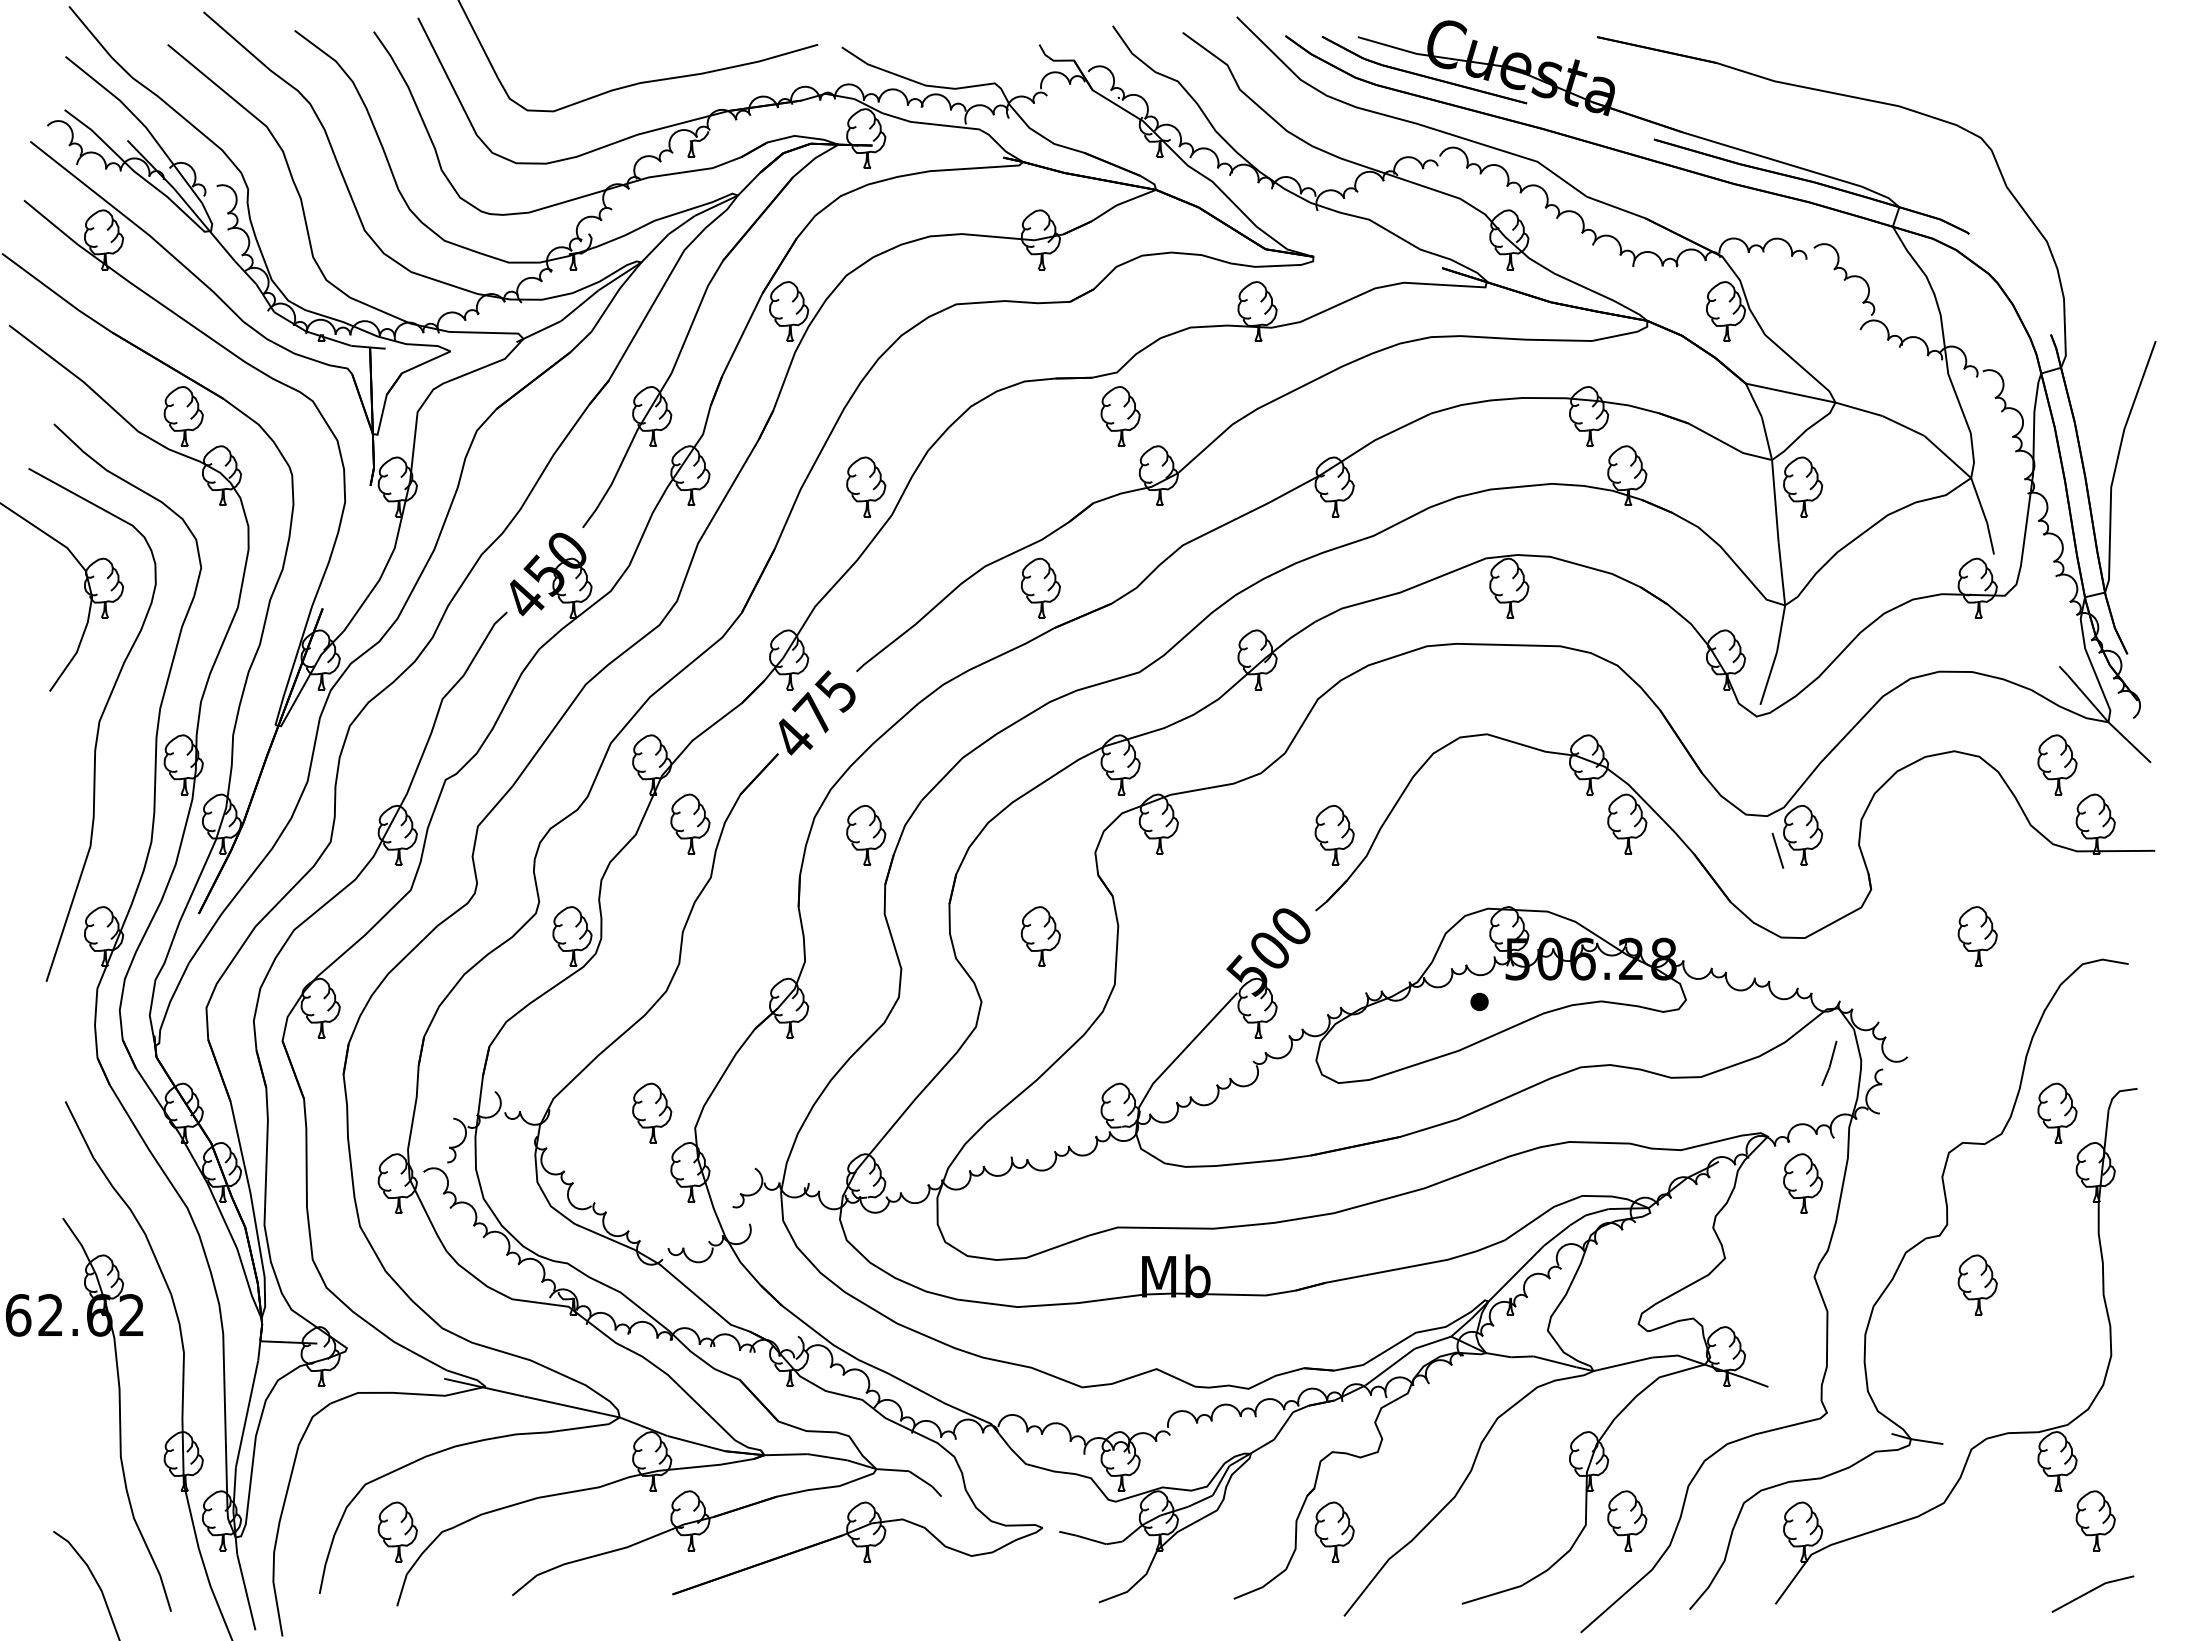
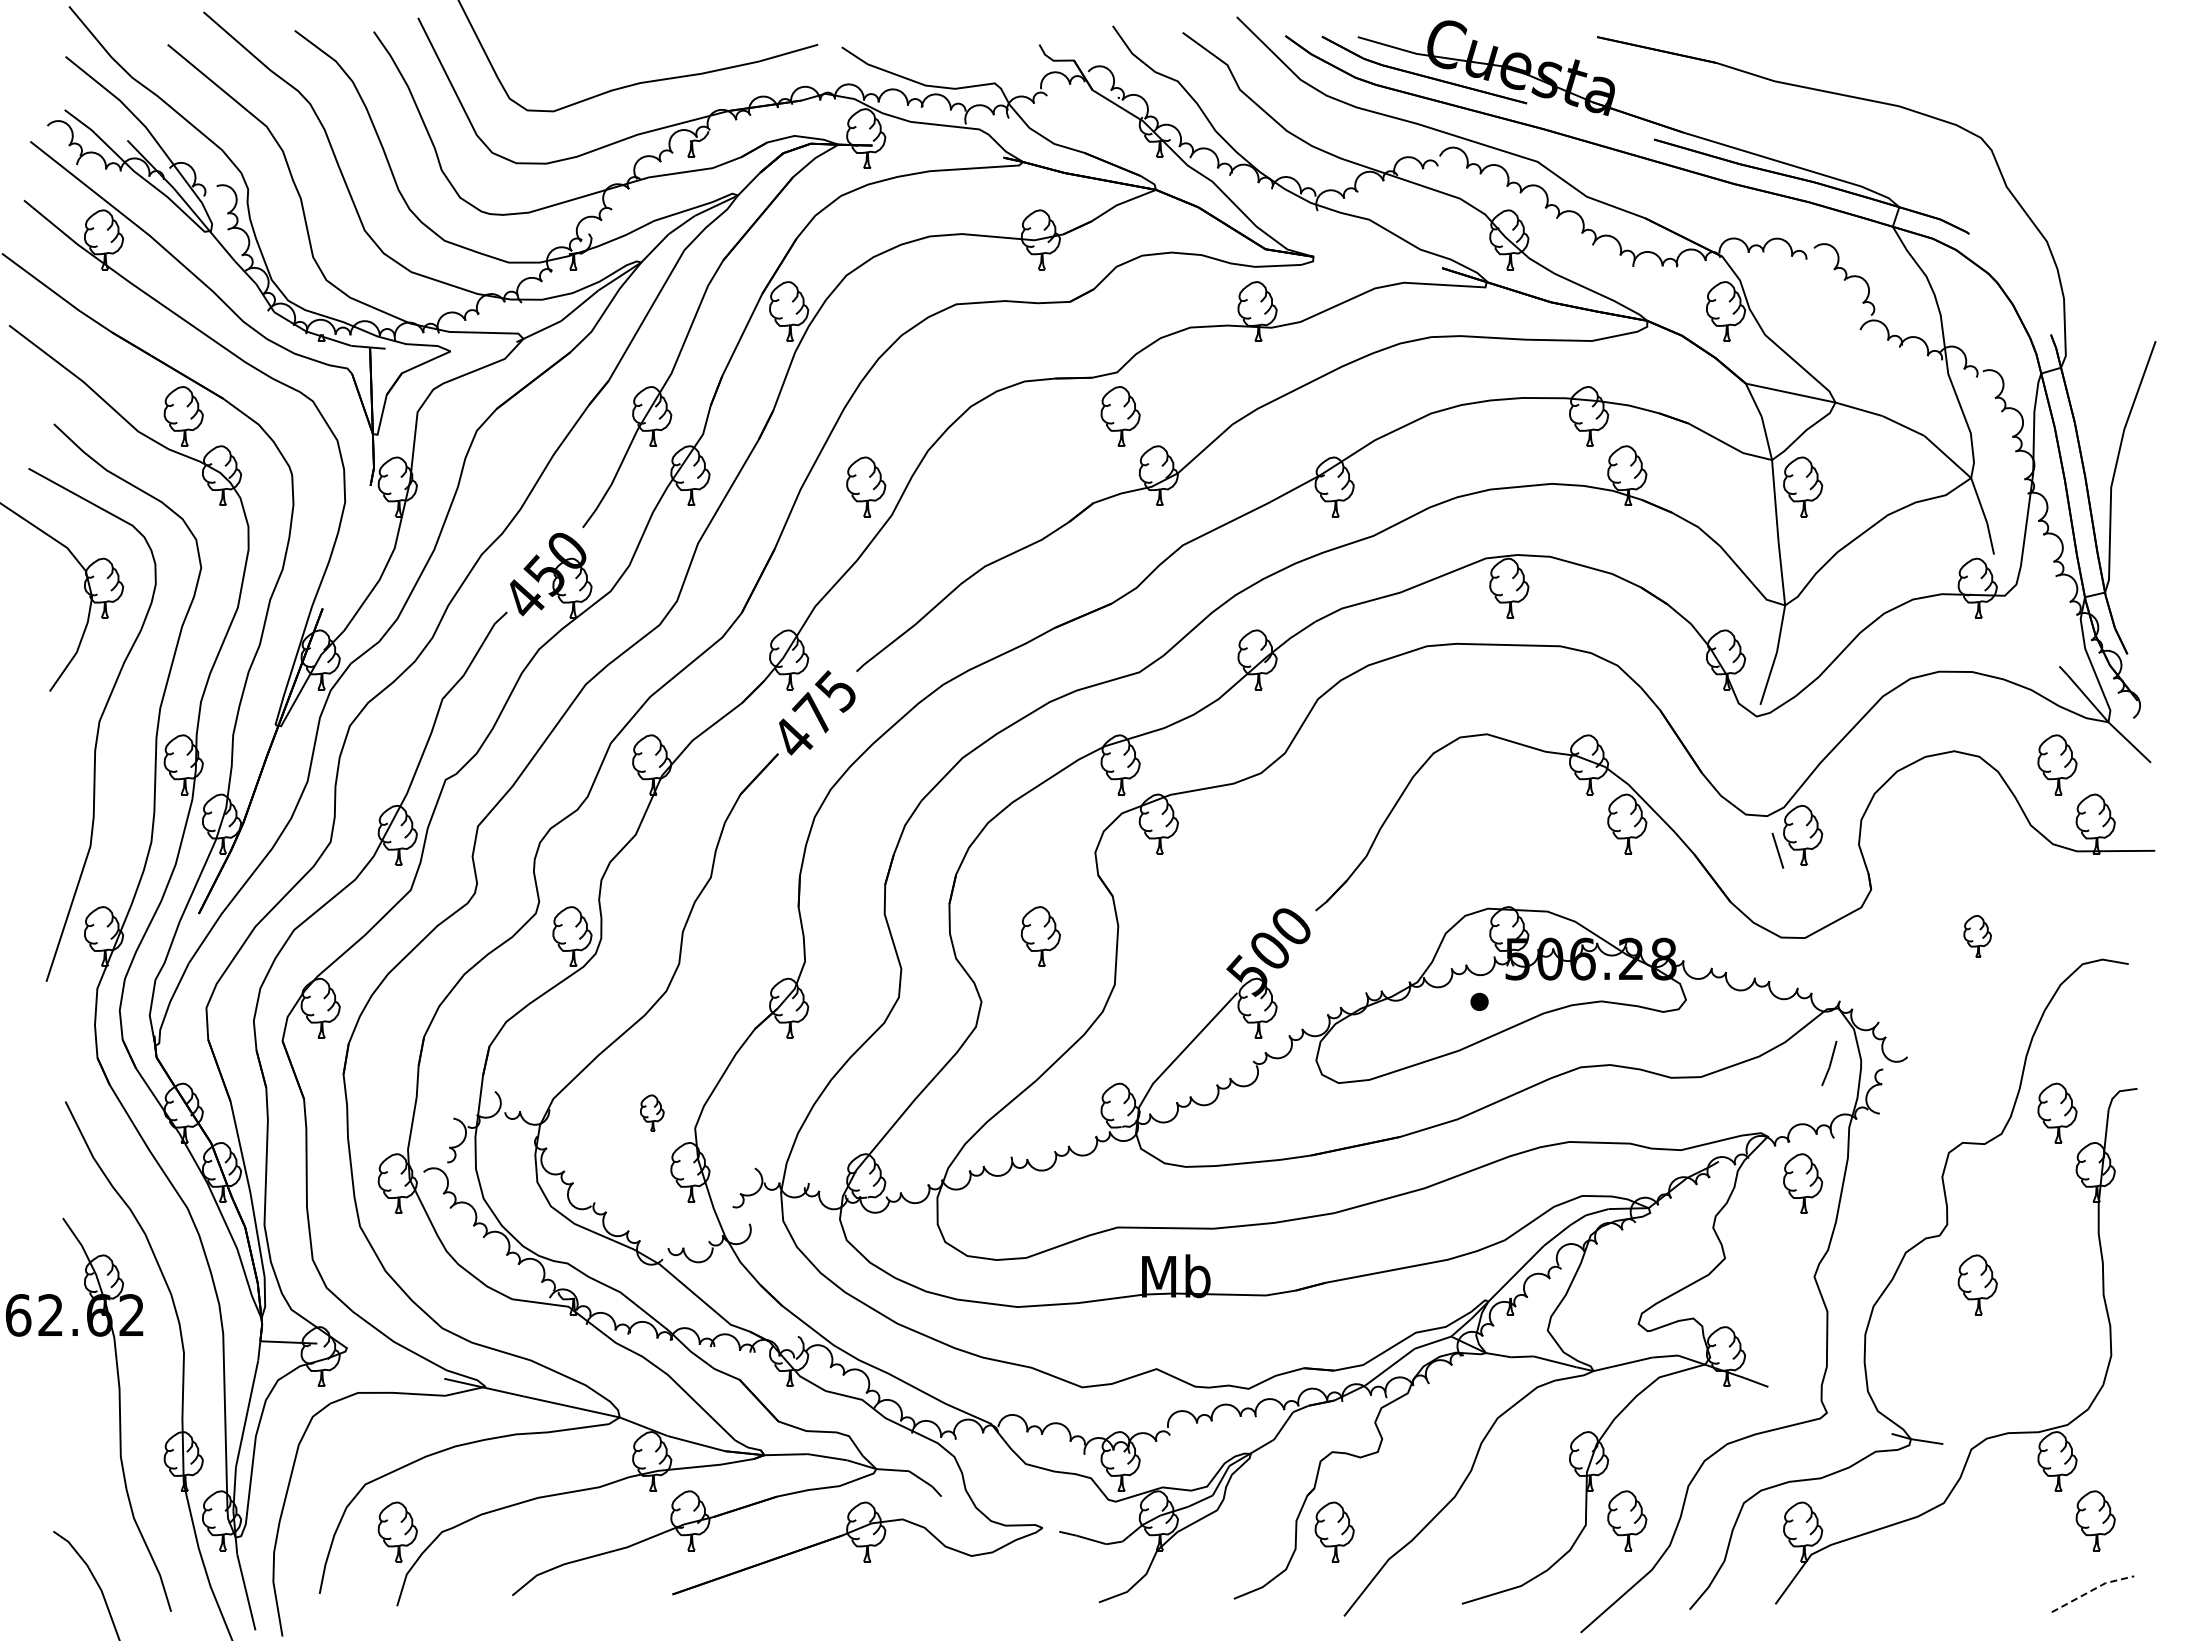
part: present -> none (1040, 587)
part: present -> none (690, 823)
part: present -> none (866, 834)
part: present -> none (1334, 835)
part size: 41x61 px -> 29x43 px (1977, 936)
part size: 41x62 px -> 25x38 px (652, 1112)
line: solid -> dashed (2092, 1590)
